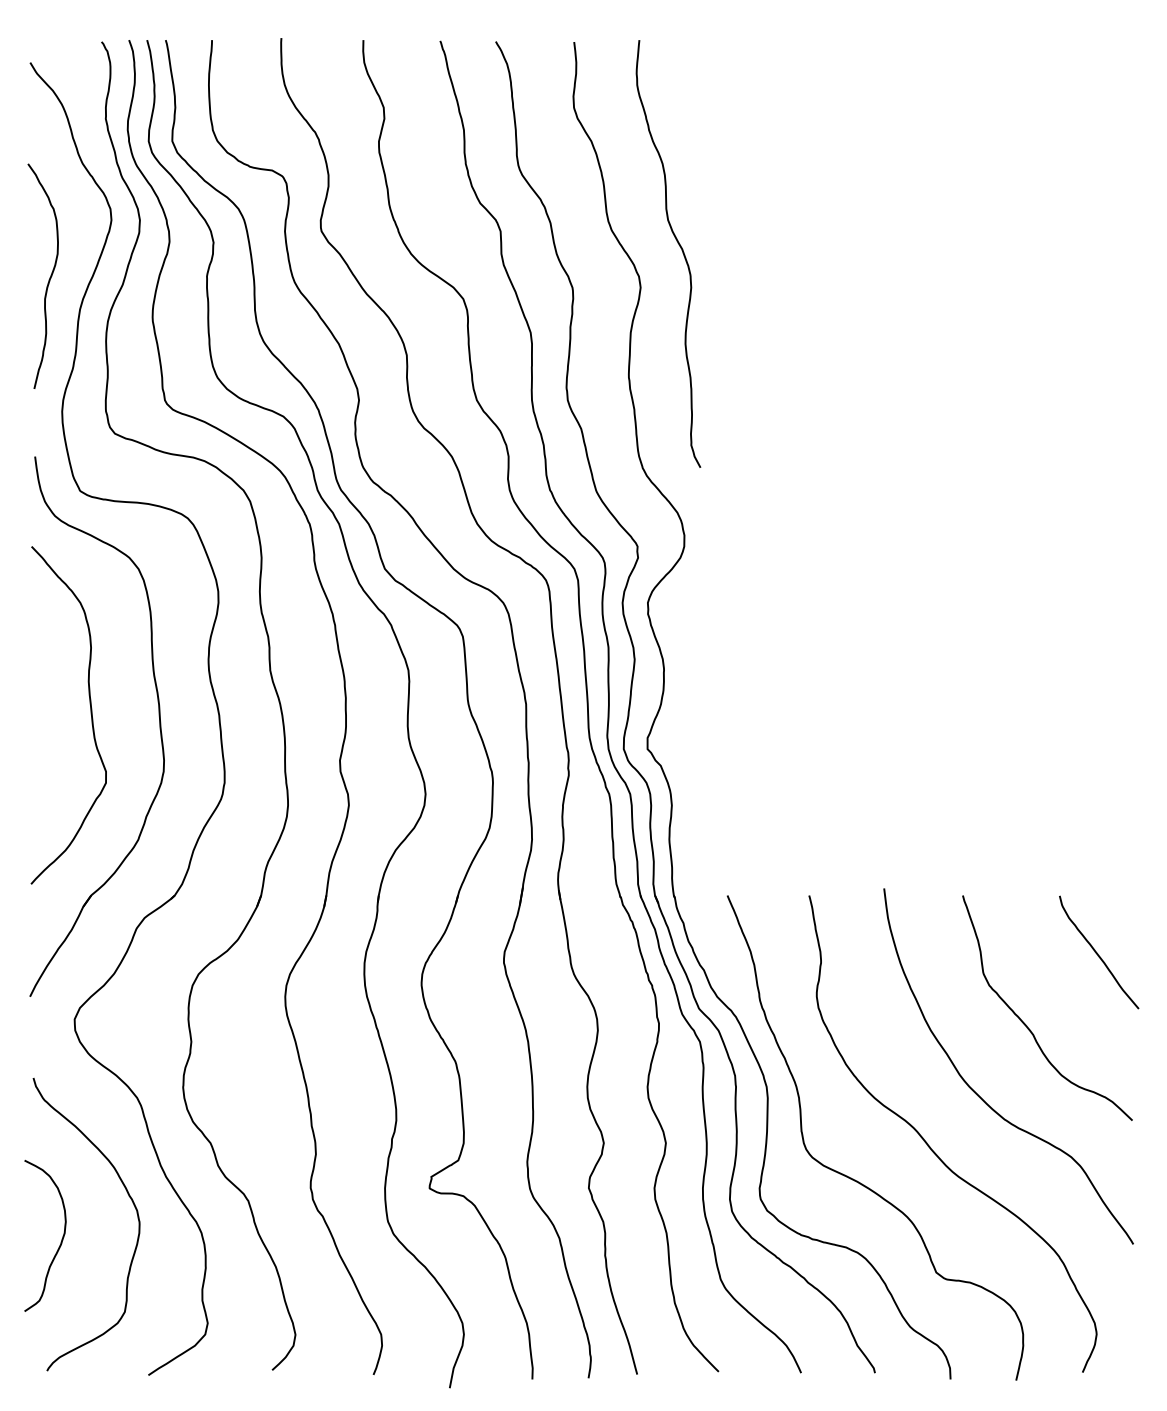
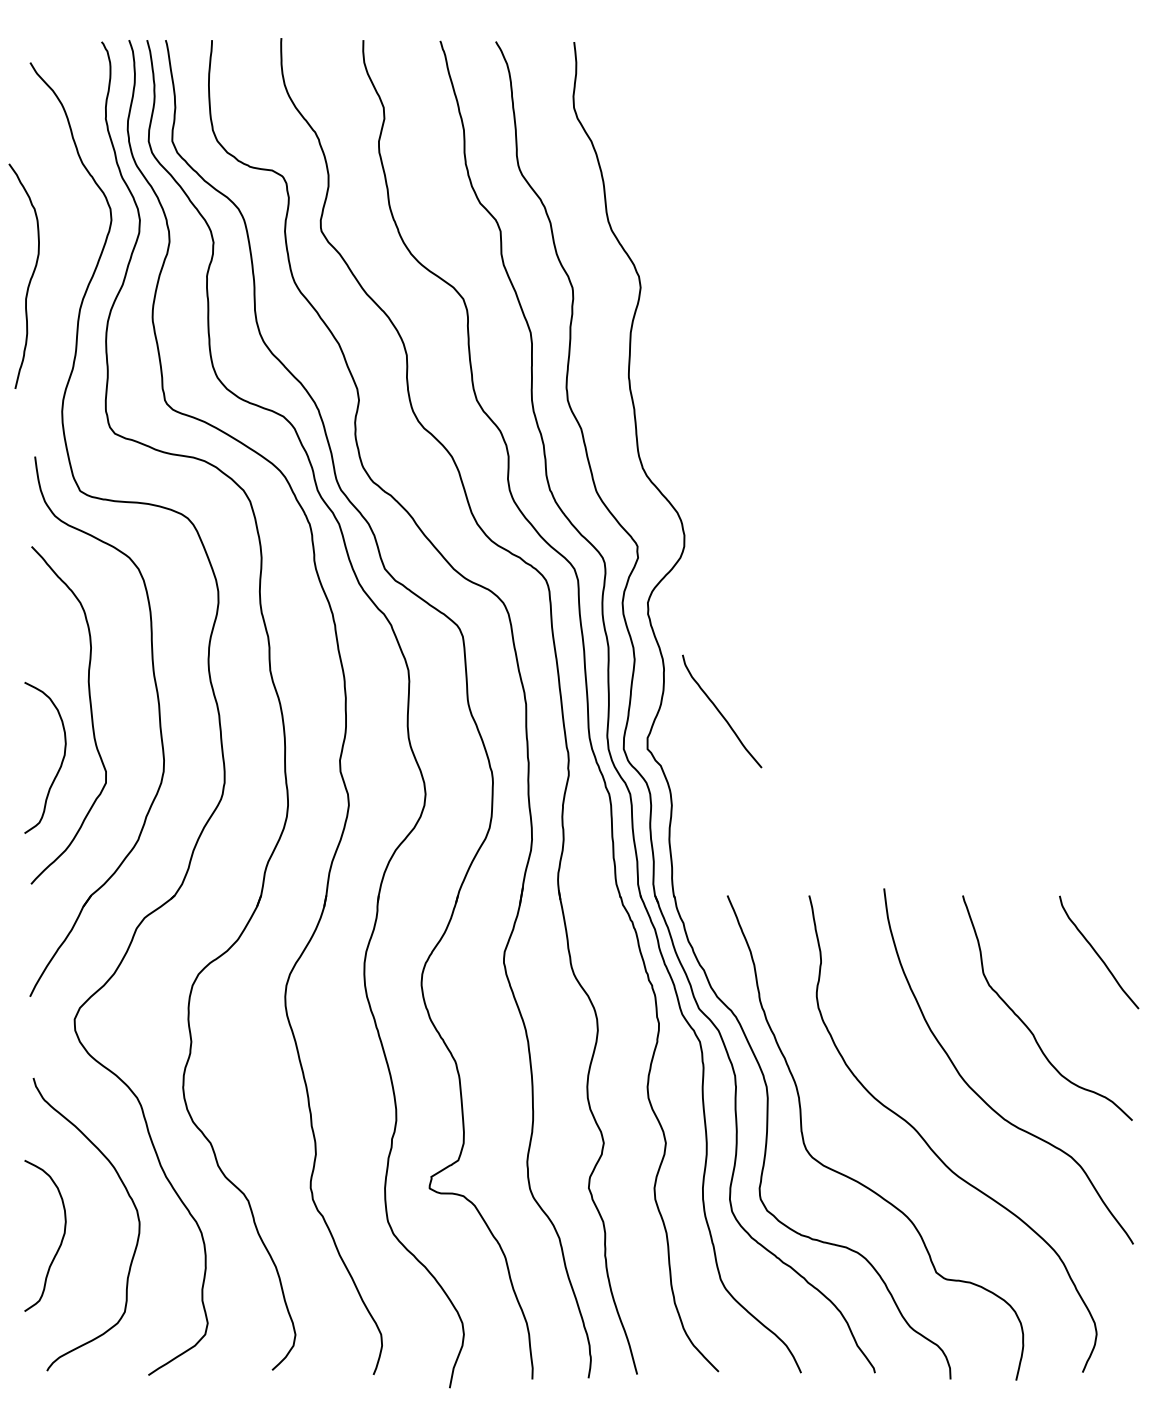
curve: present -> none (680, 248)
curve position: (48, 279) -> (29, 279) (29, 279)
curve: none -> present (721, 712)
curve: none -> present (61, 761)
